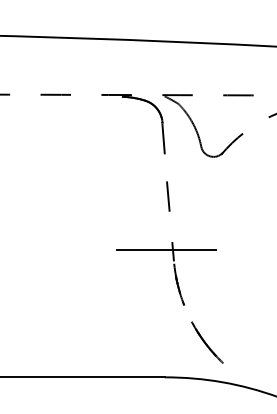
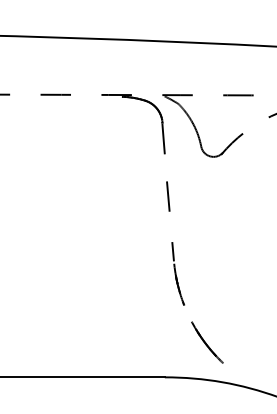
line: present -> none (165, 250)
